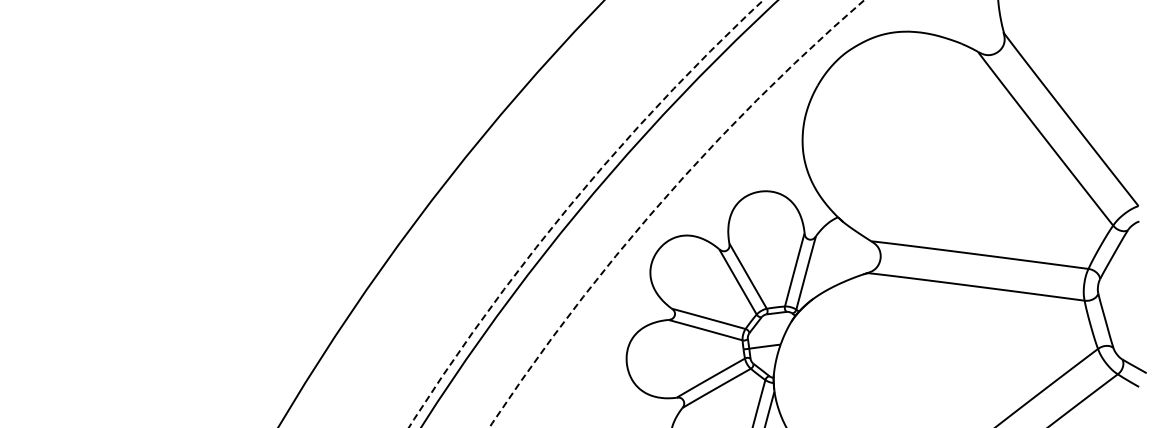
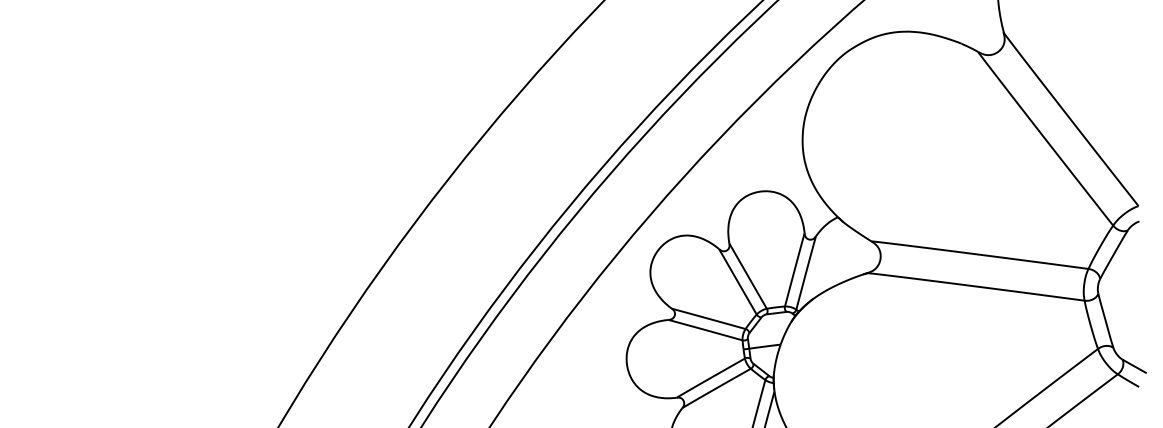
arc: dashed -> solid (662, 201)
circle: dashed -> solid (585, 213)
